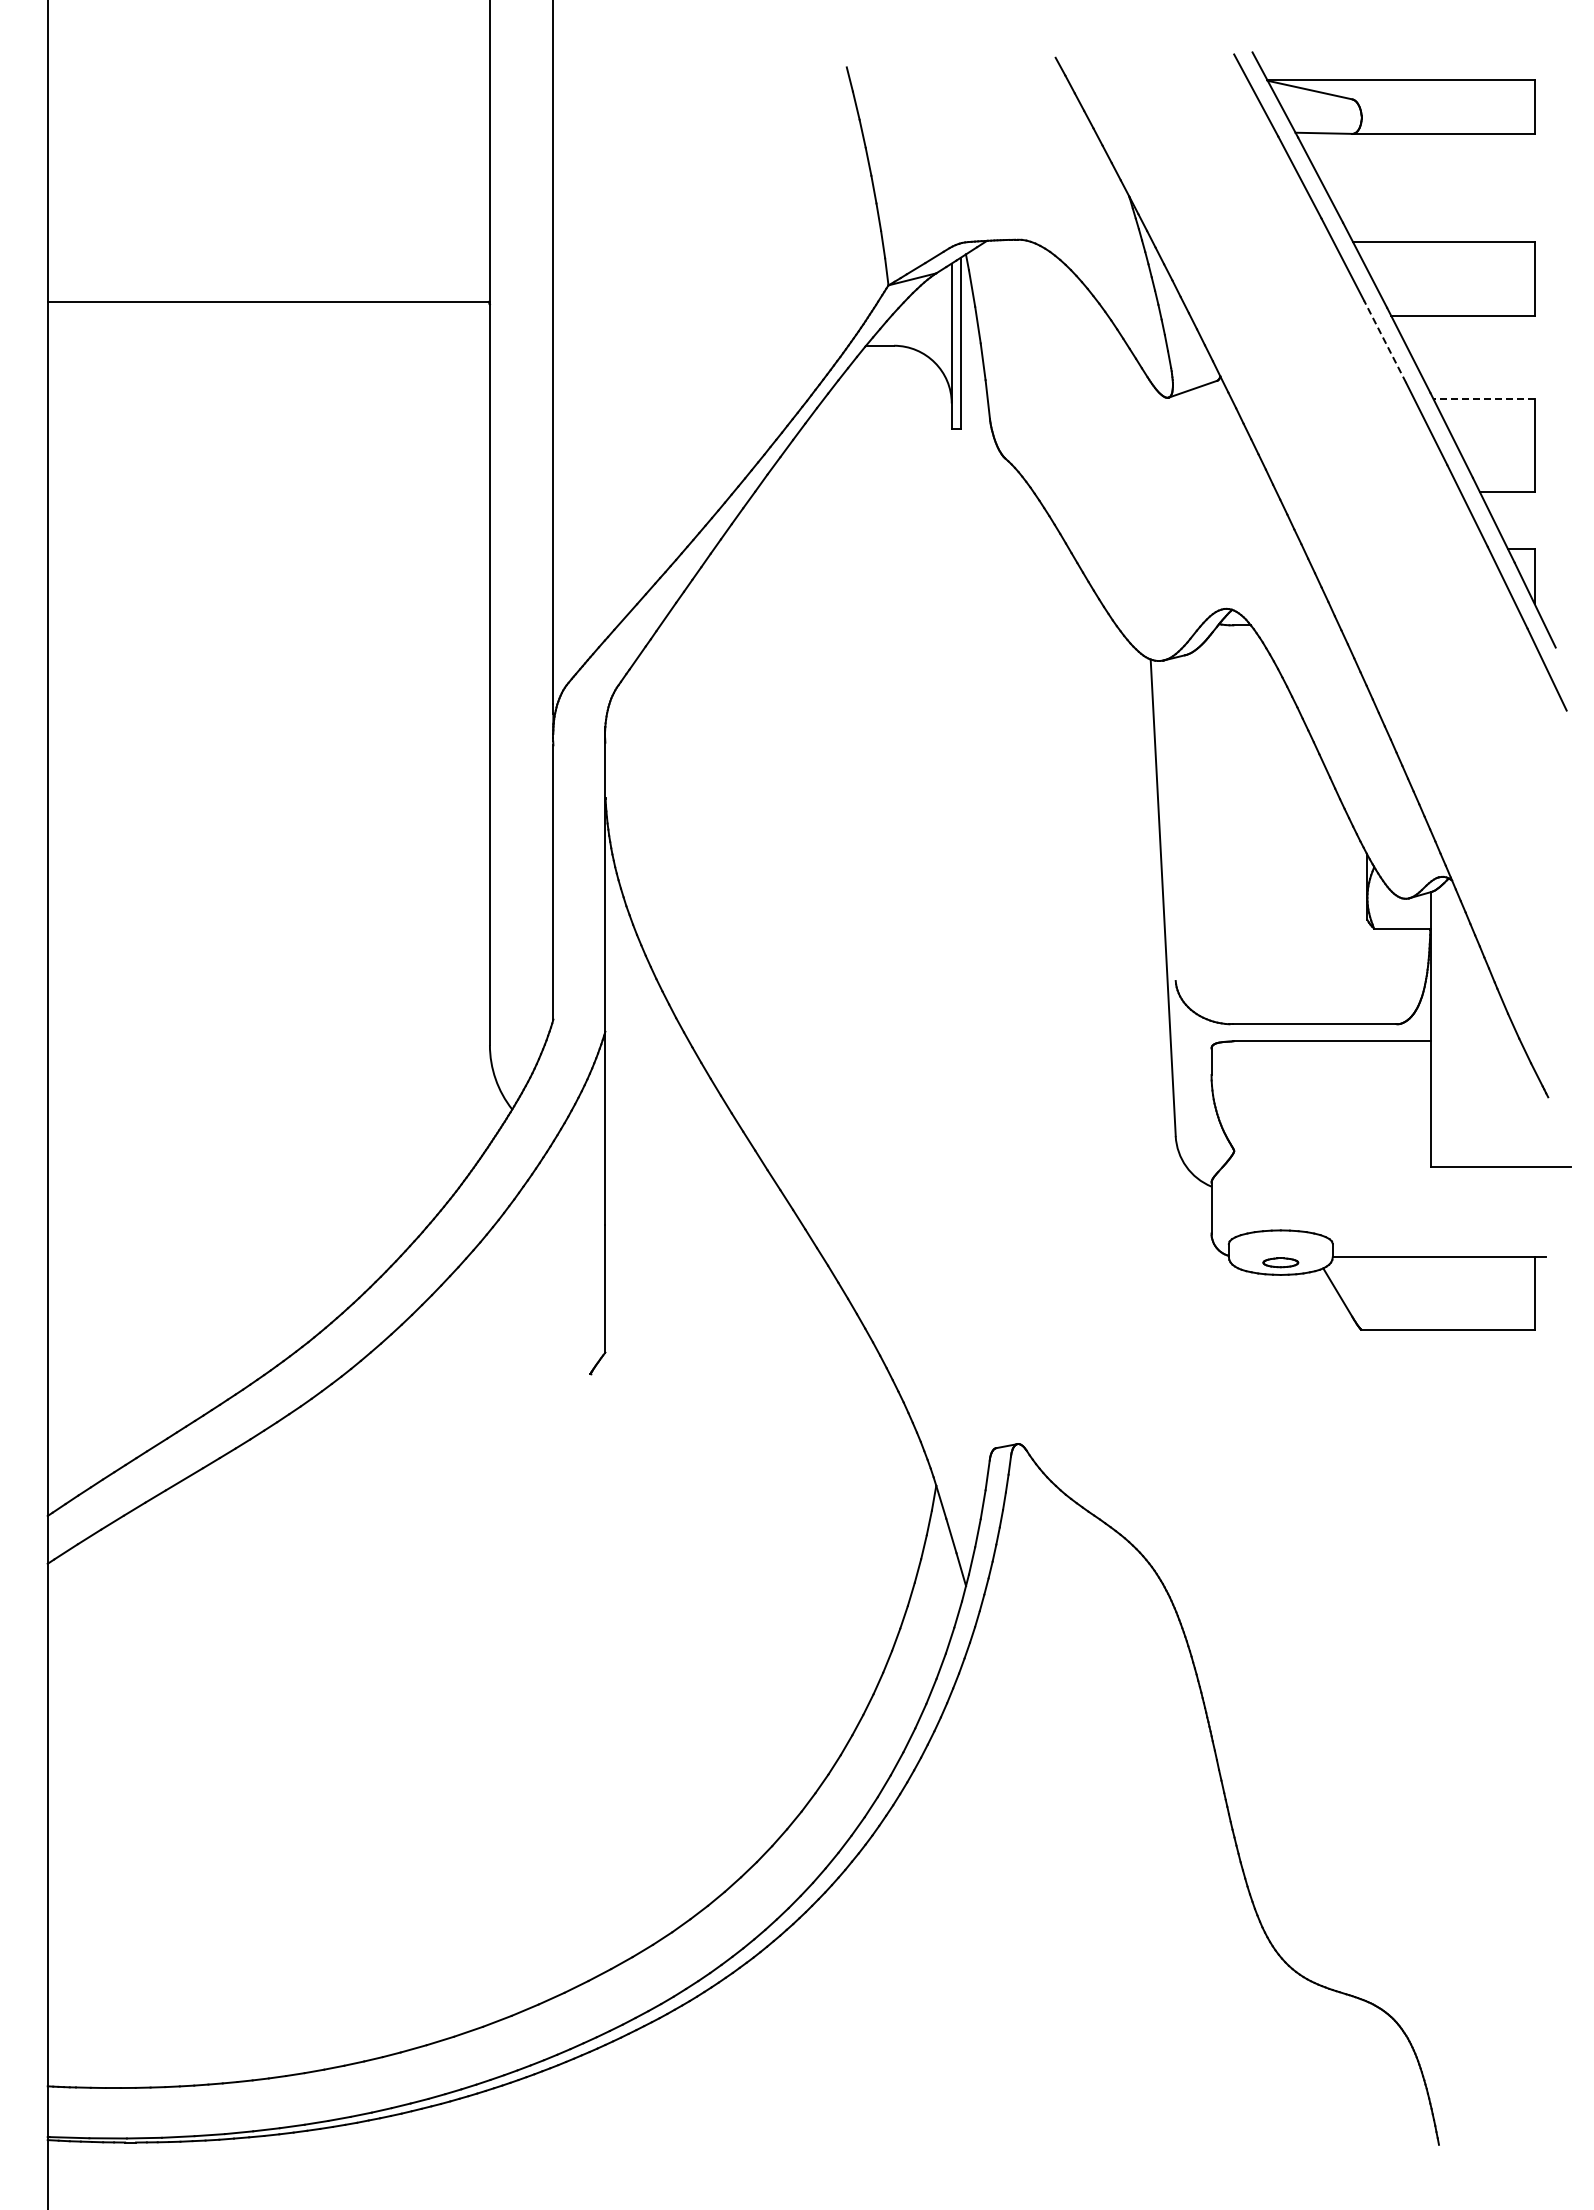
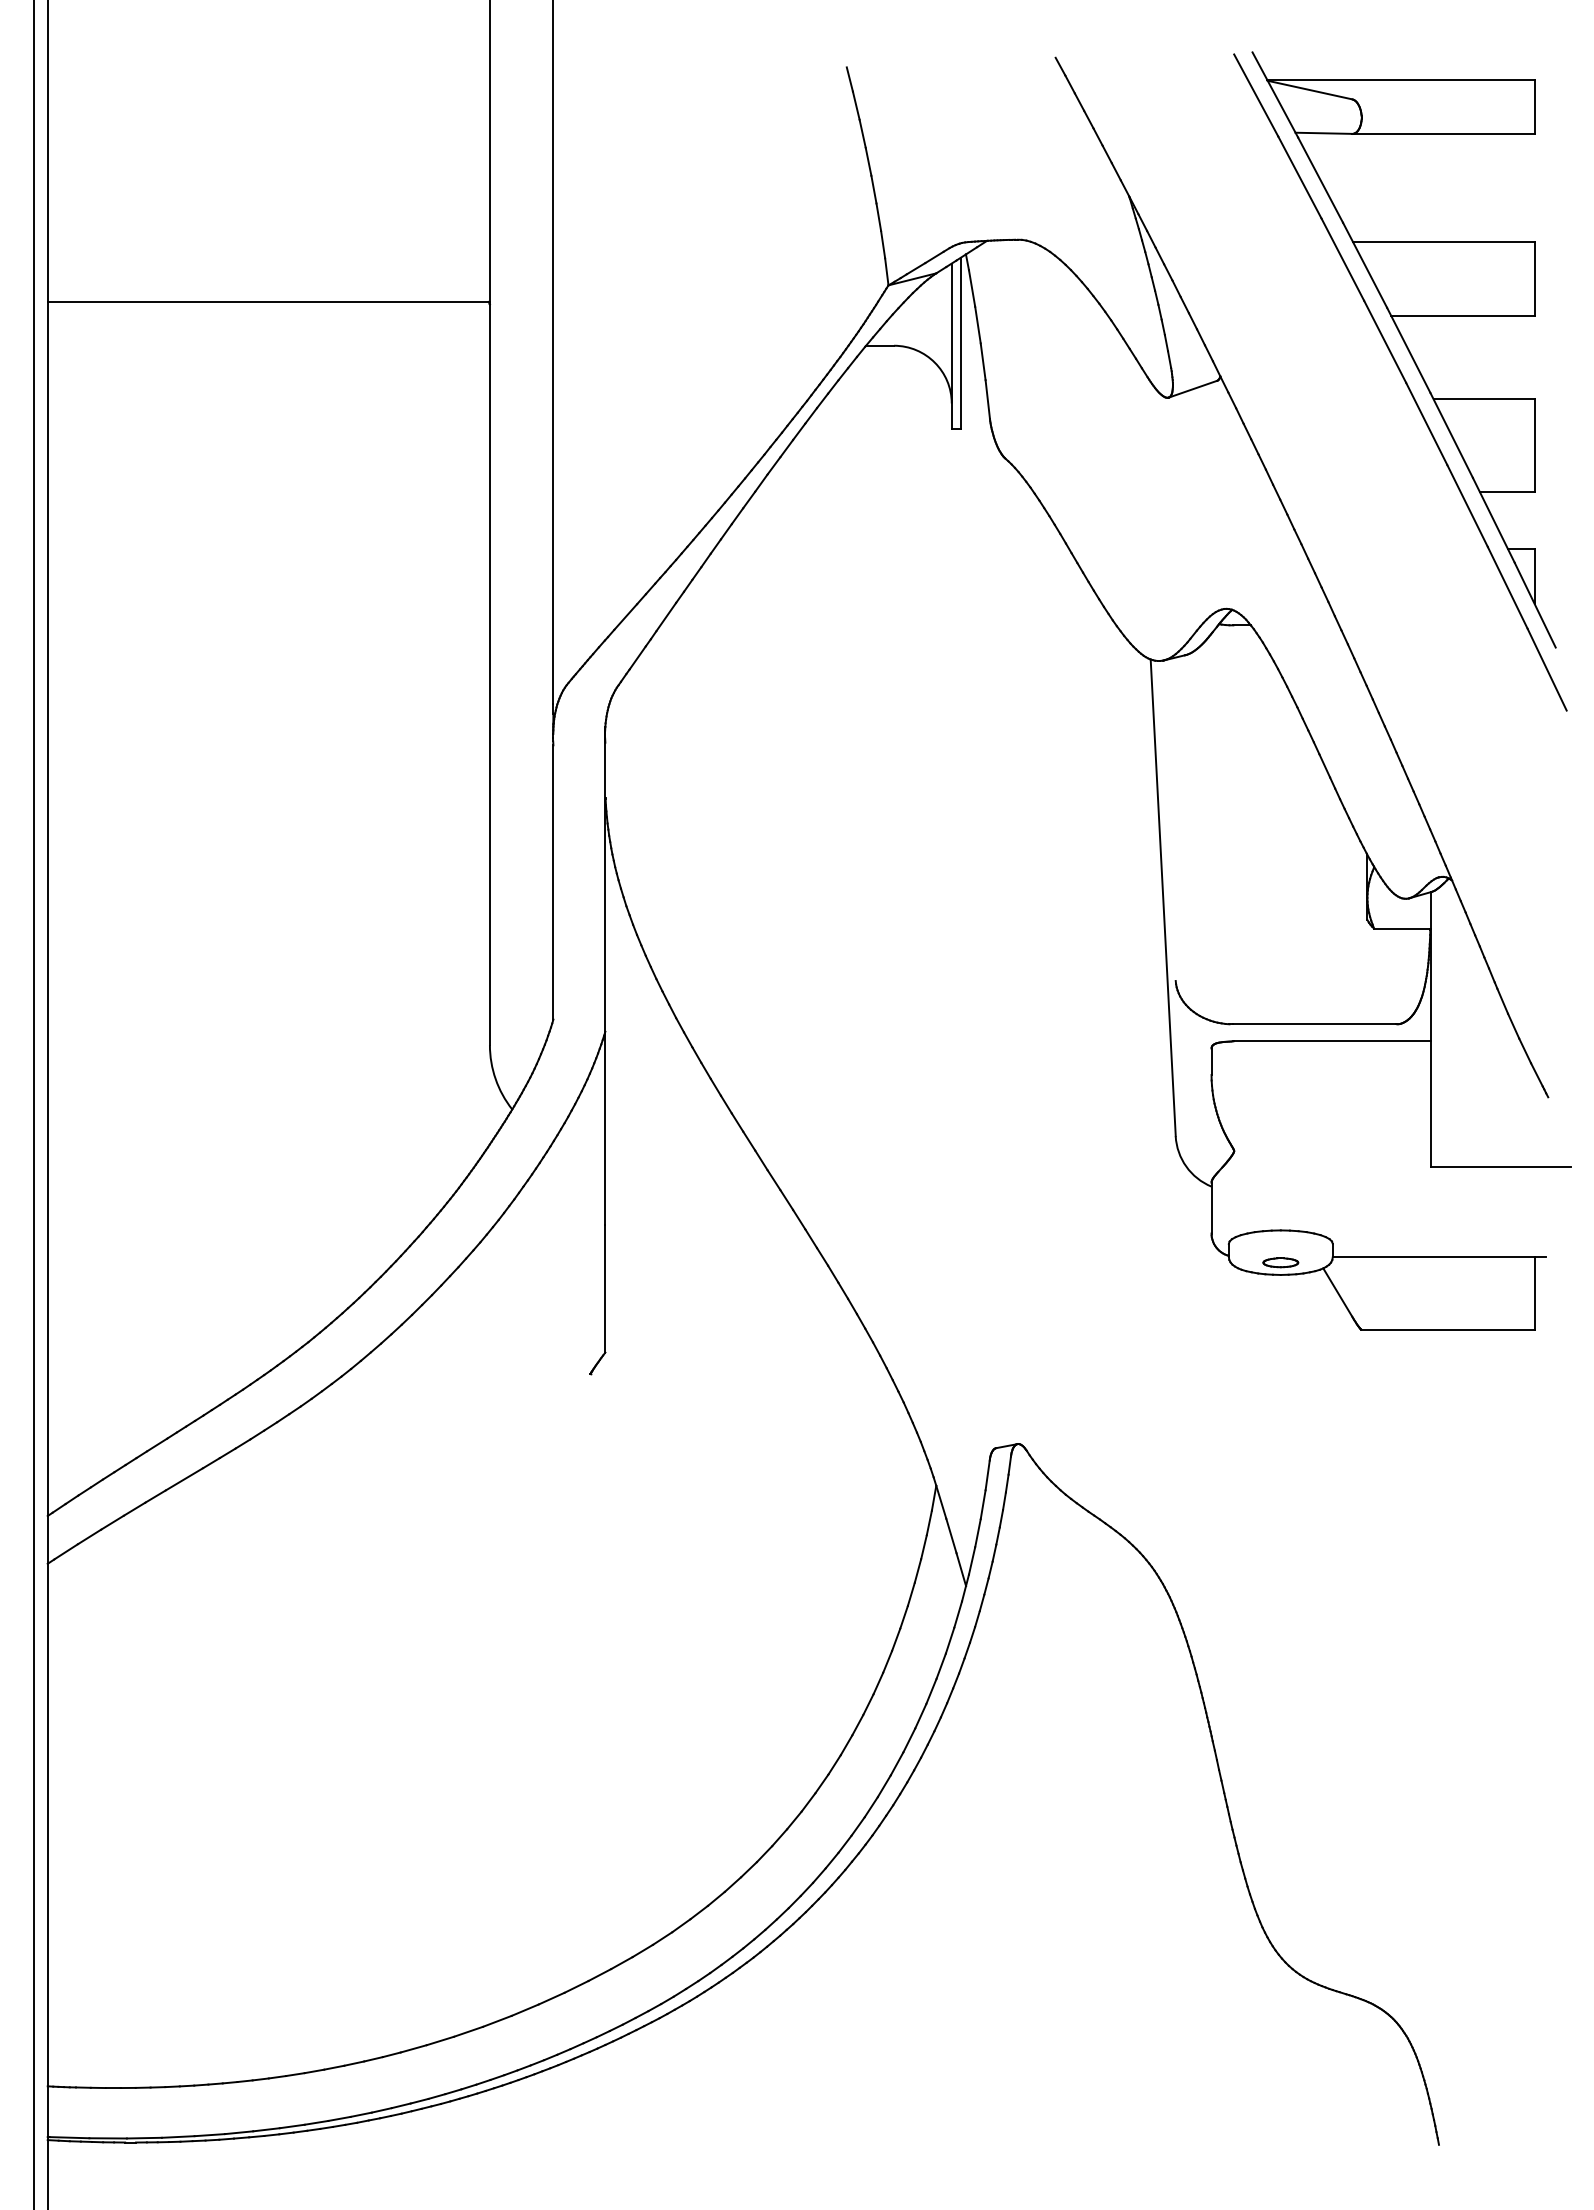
line: dashed -> solid (1384, 341)
line: dashed -> solid (1484, 399)
line: none -> present (33, 1104)
